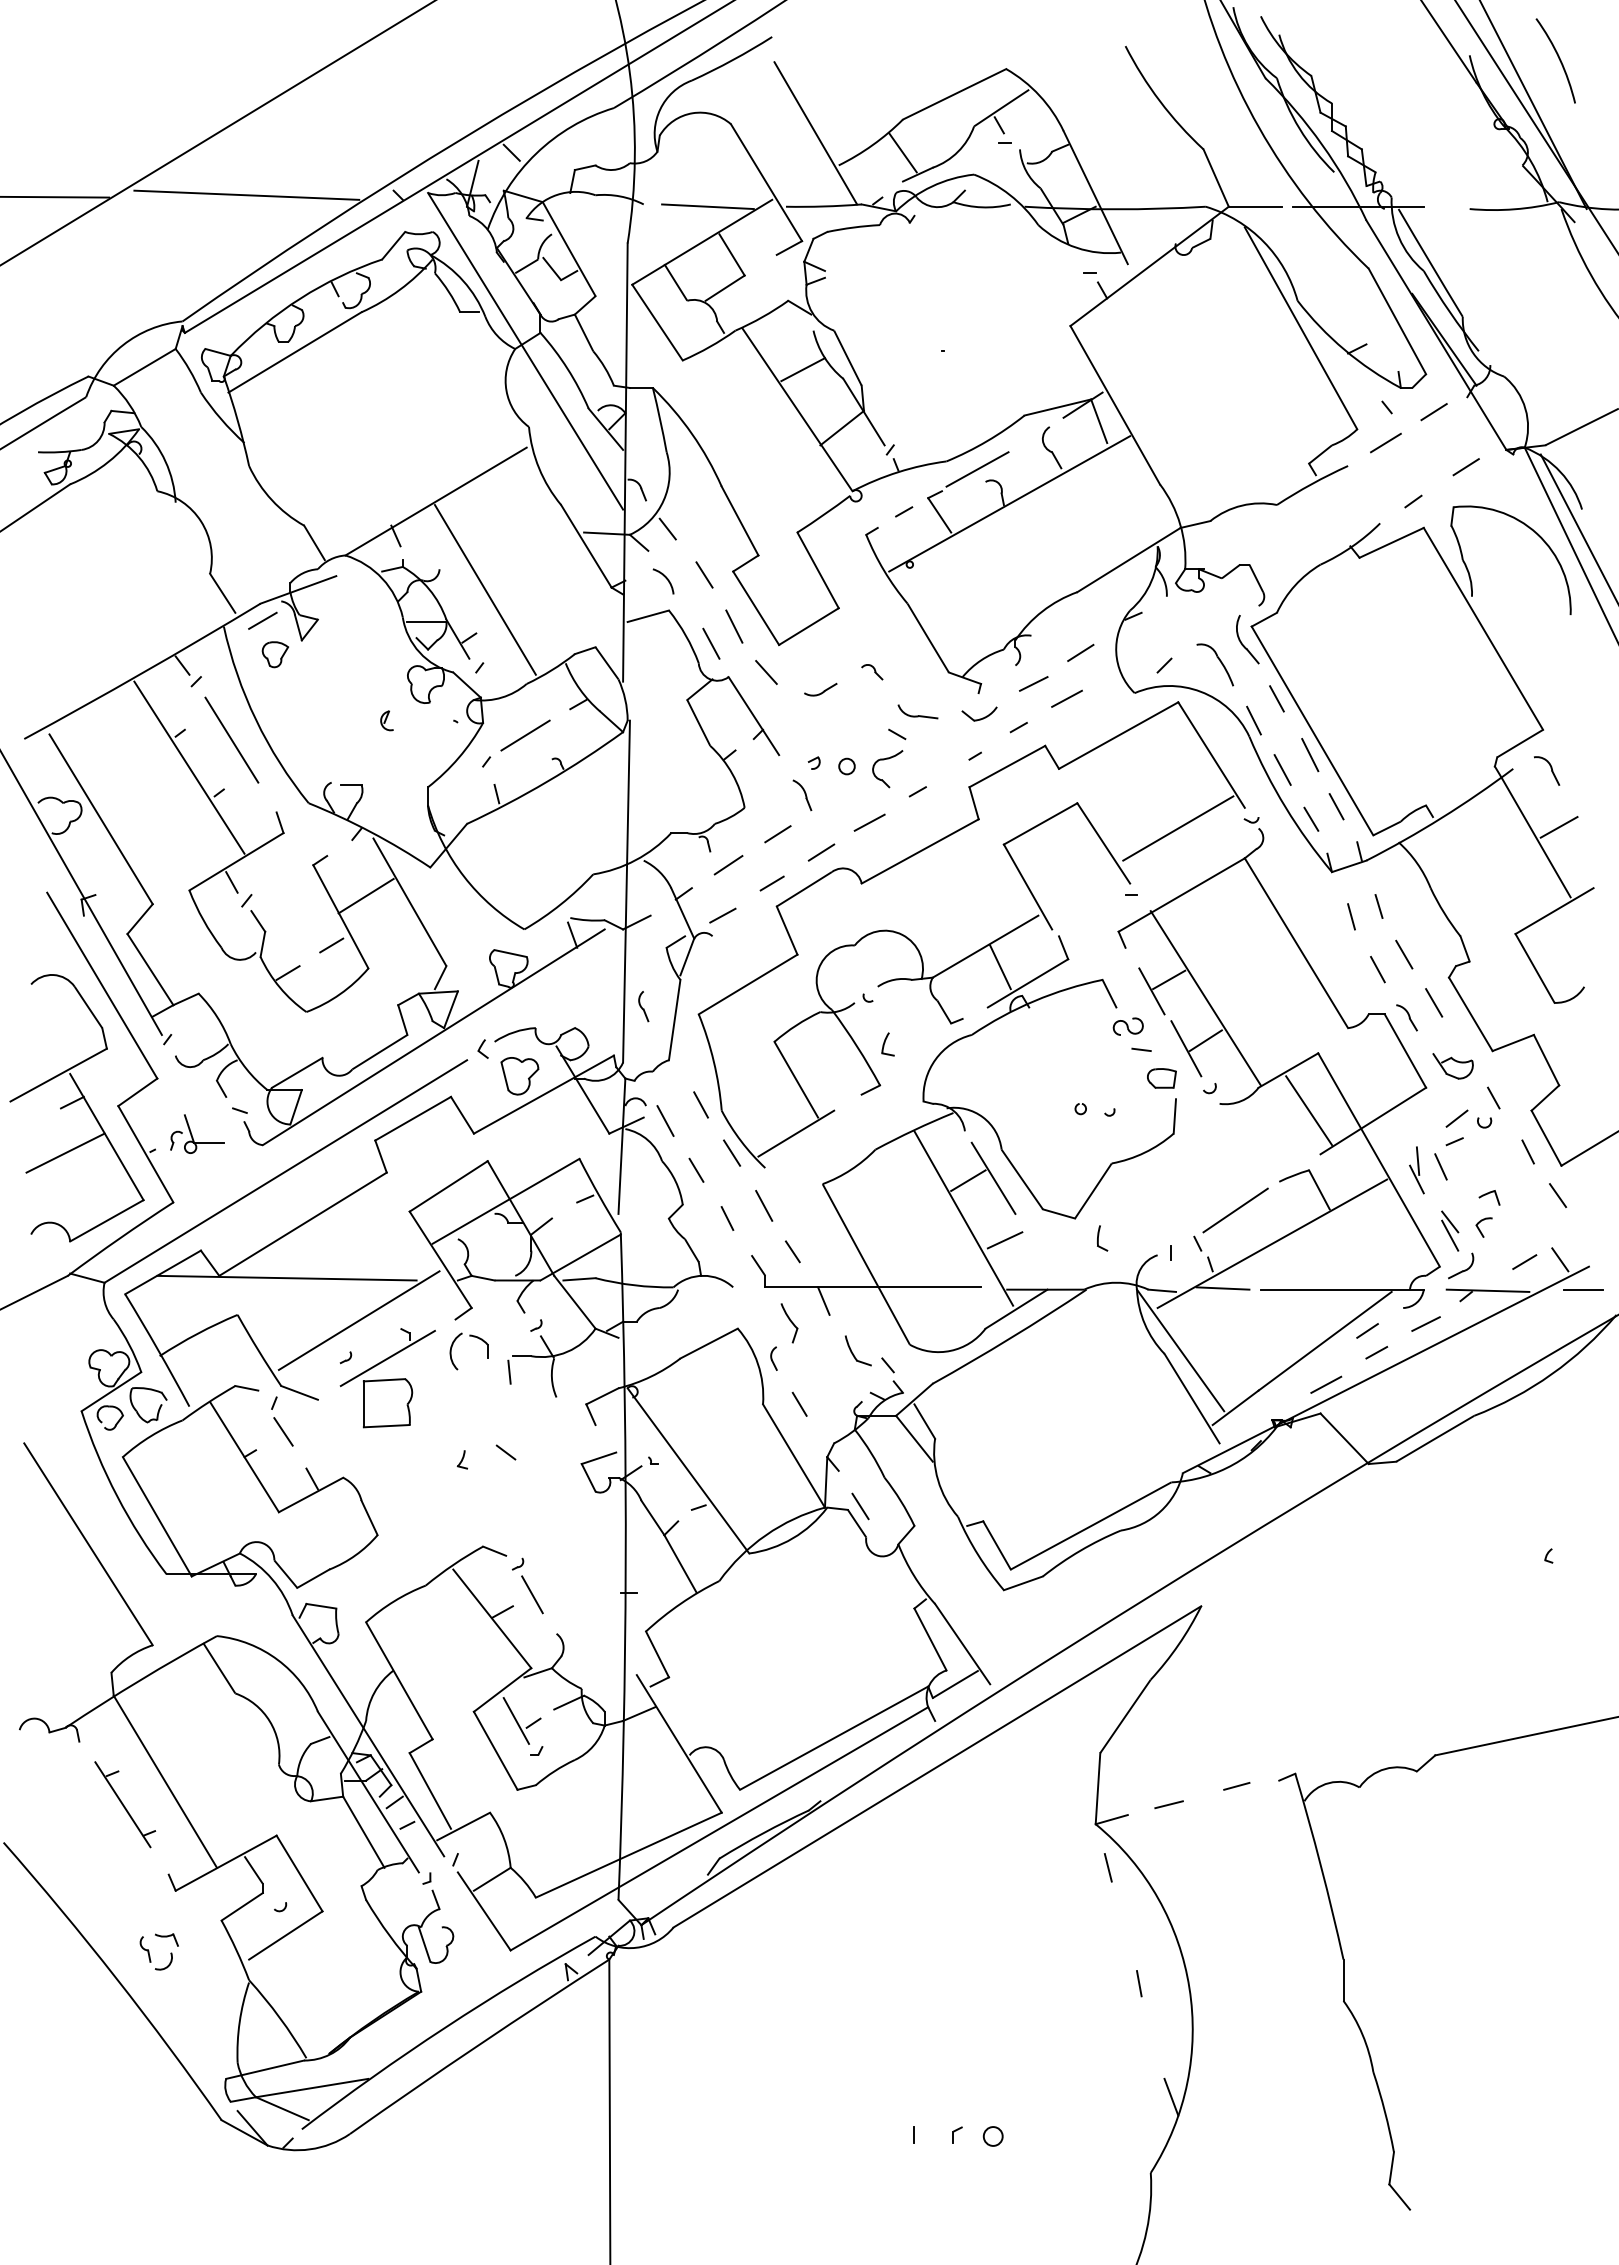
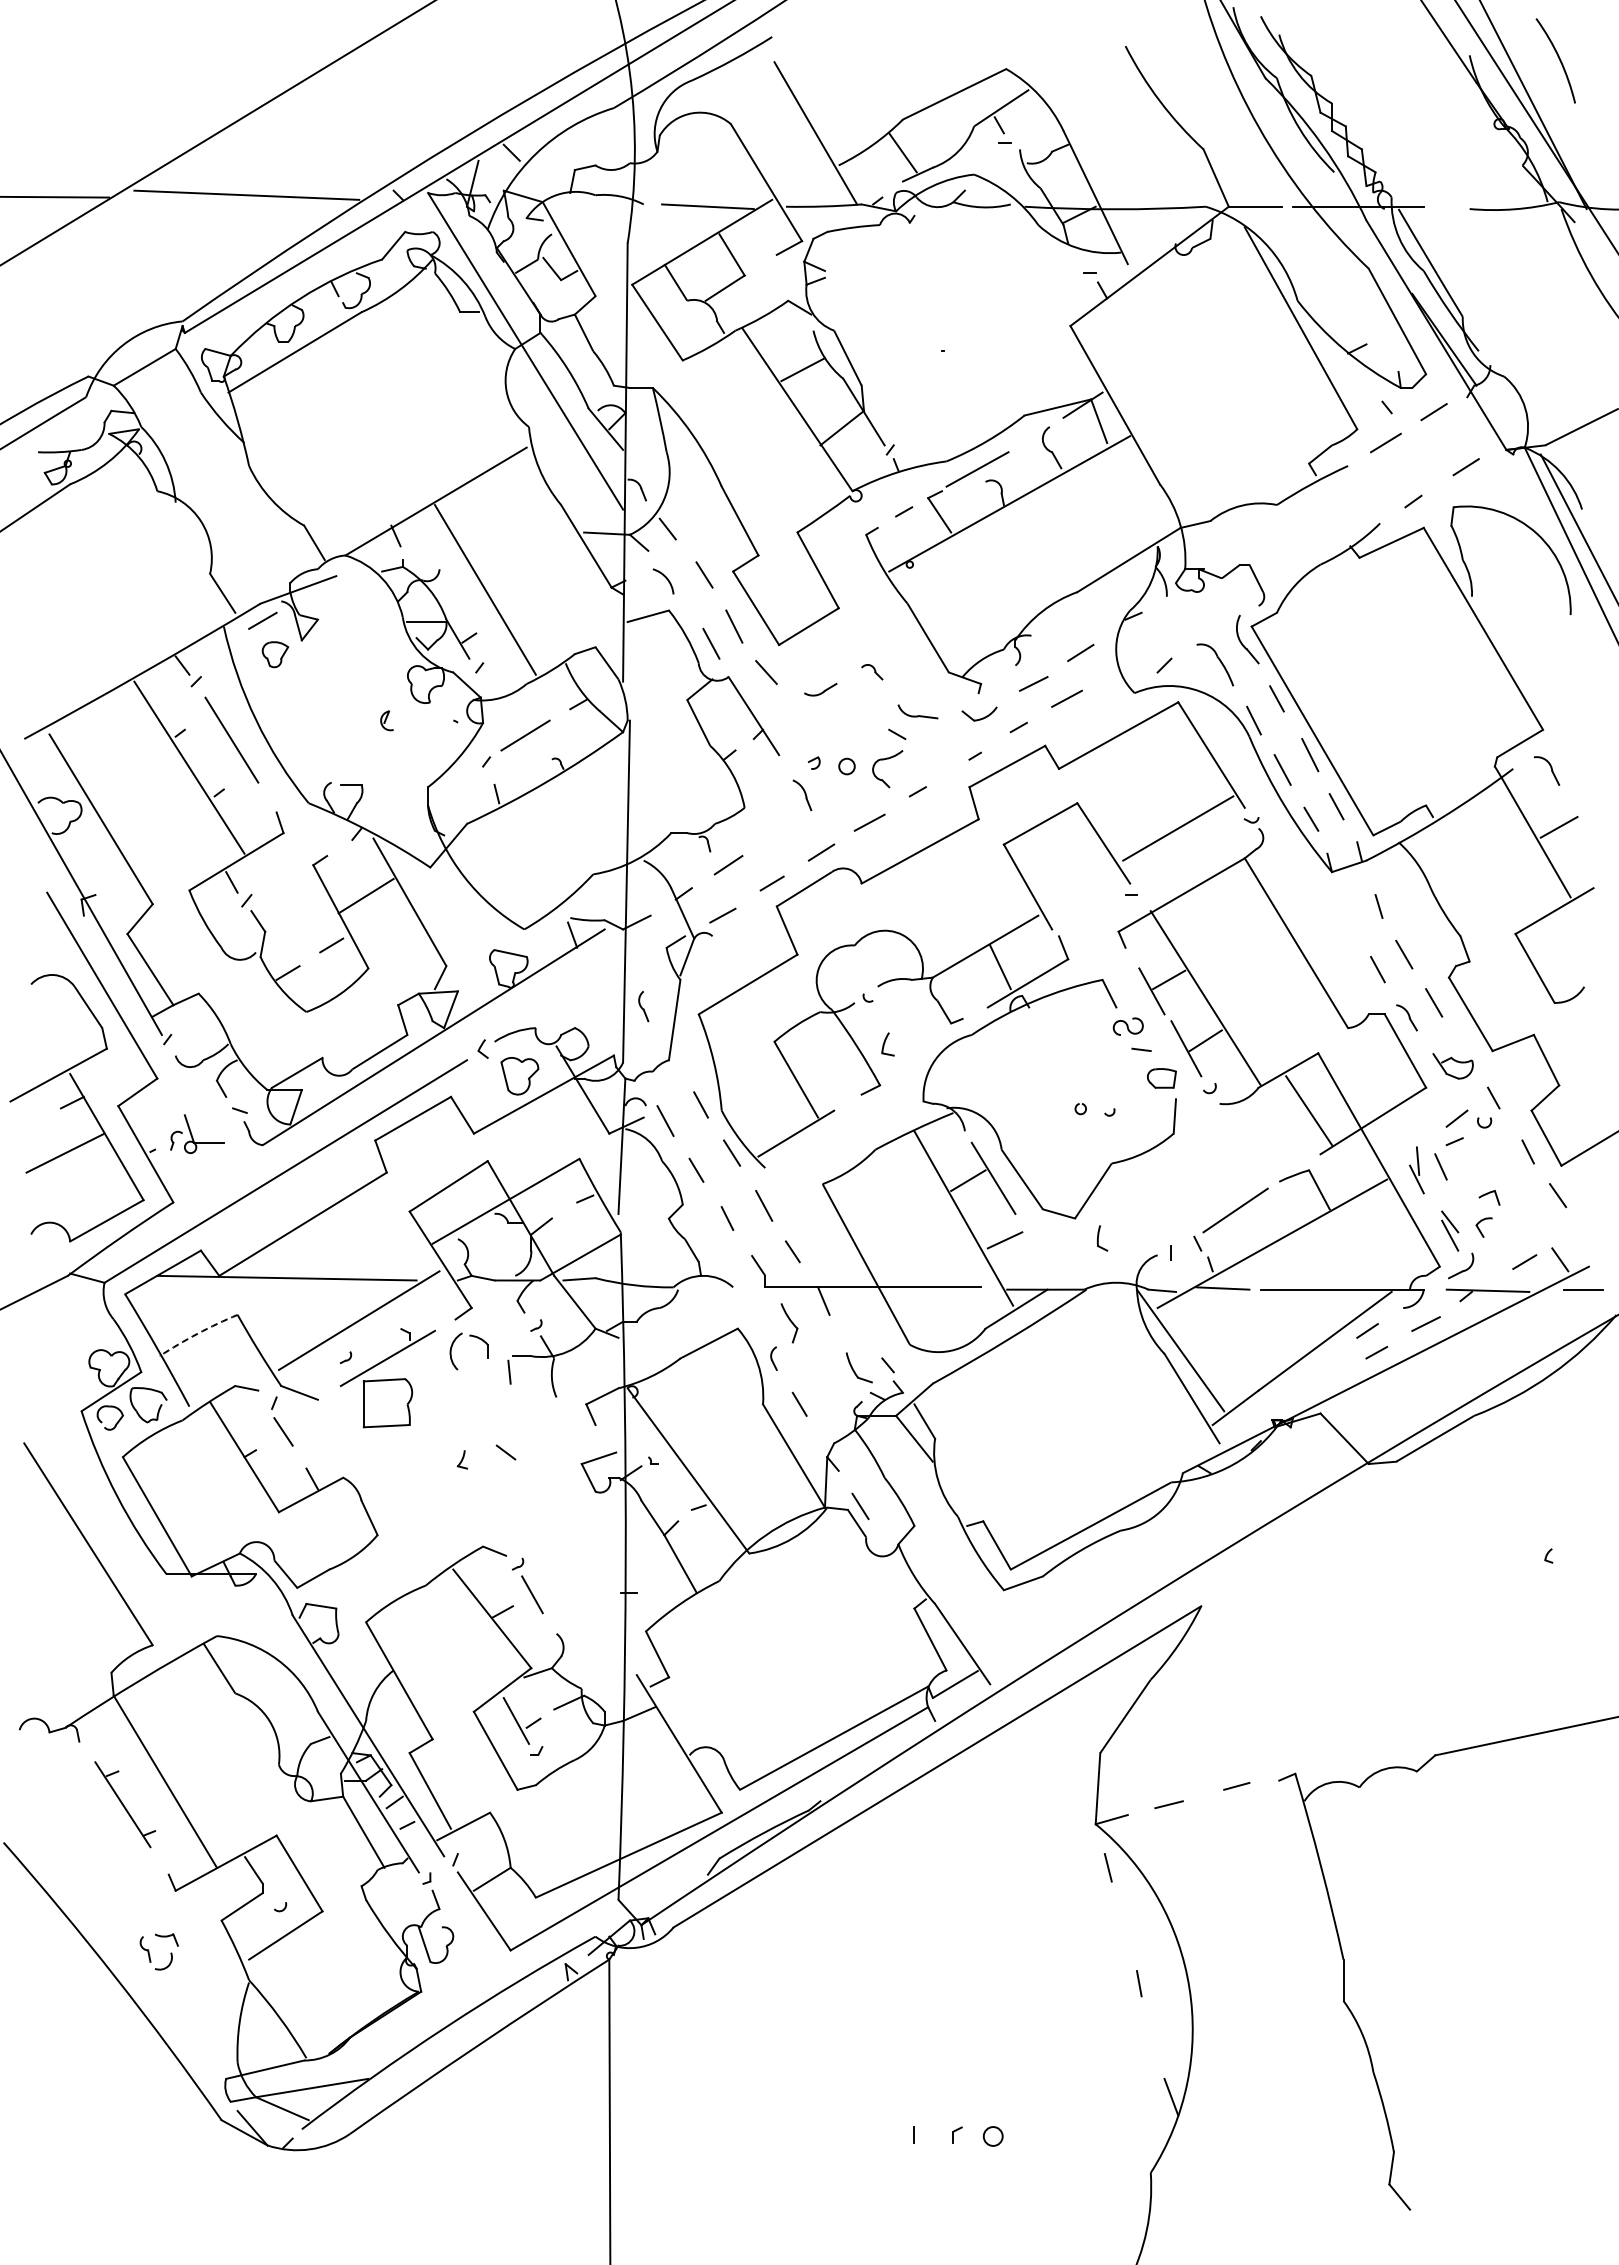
line: present -> none (777, 834)
line: present -> none (1351, 916)
arc: solid -> dashed (197, 1333)
part position: (857, 1350) -> (858, 1367) (858, 1367)
line: present -> none (1326, 1384)
